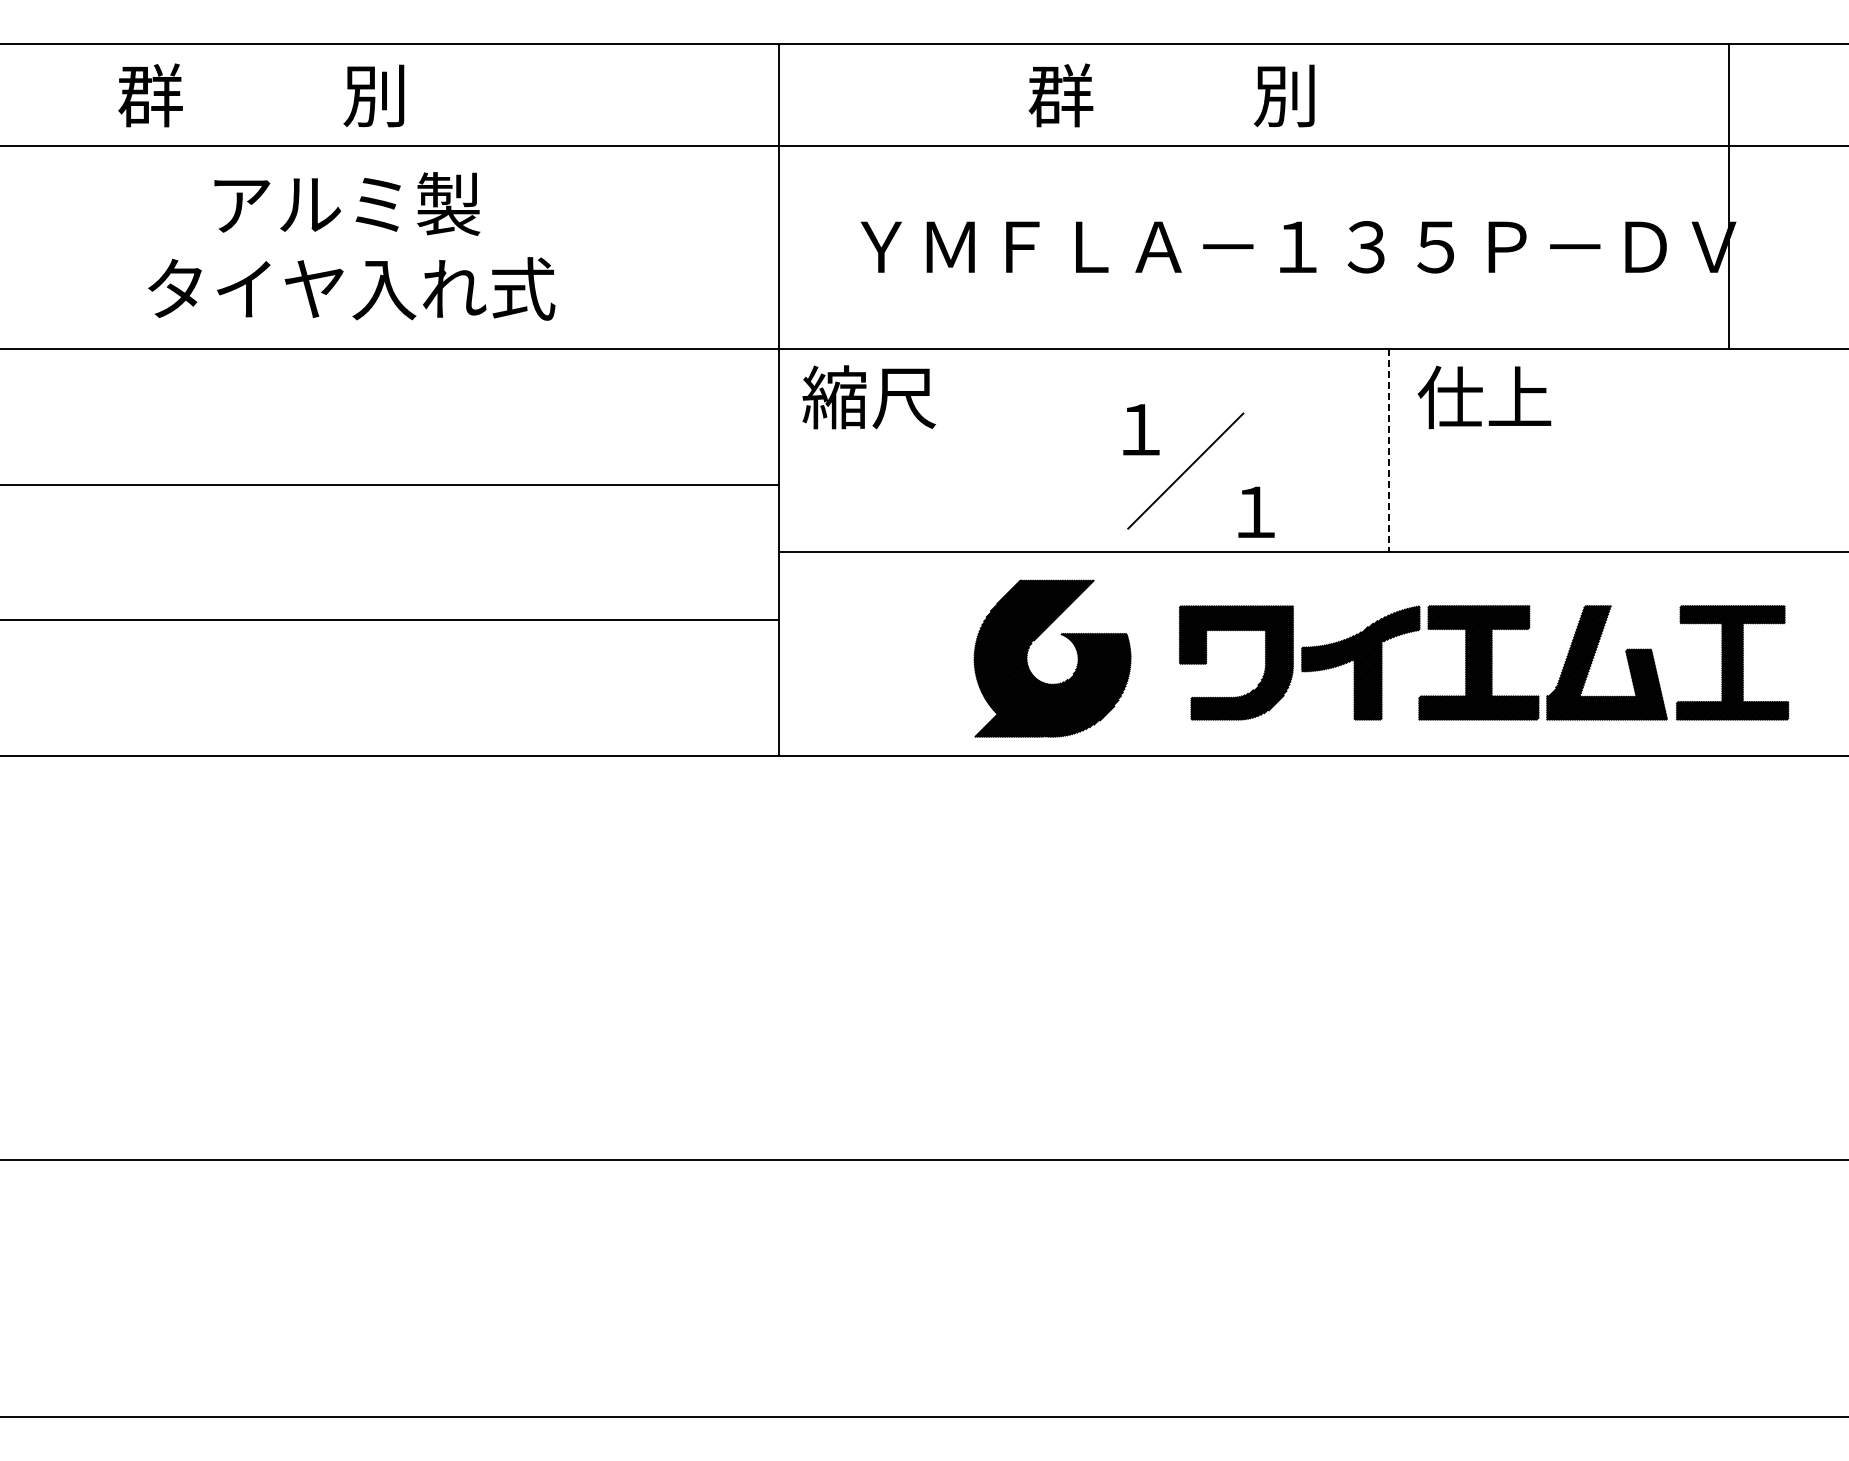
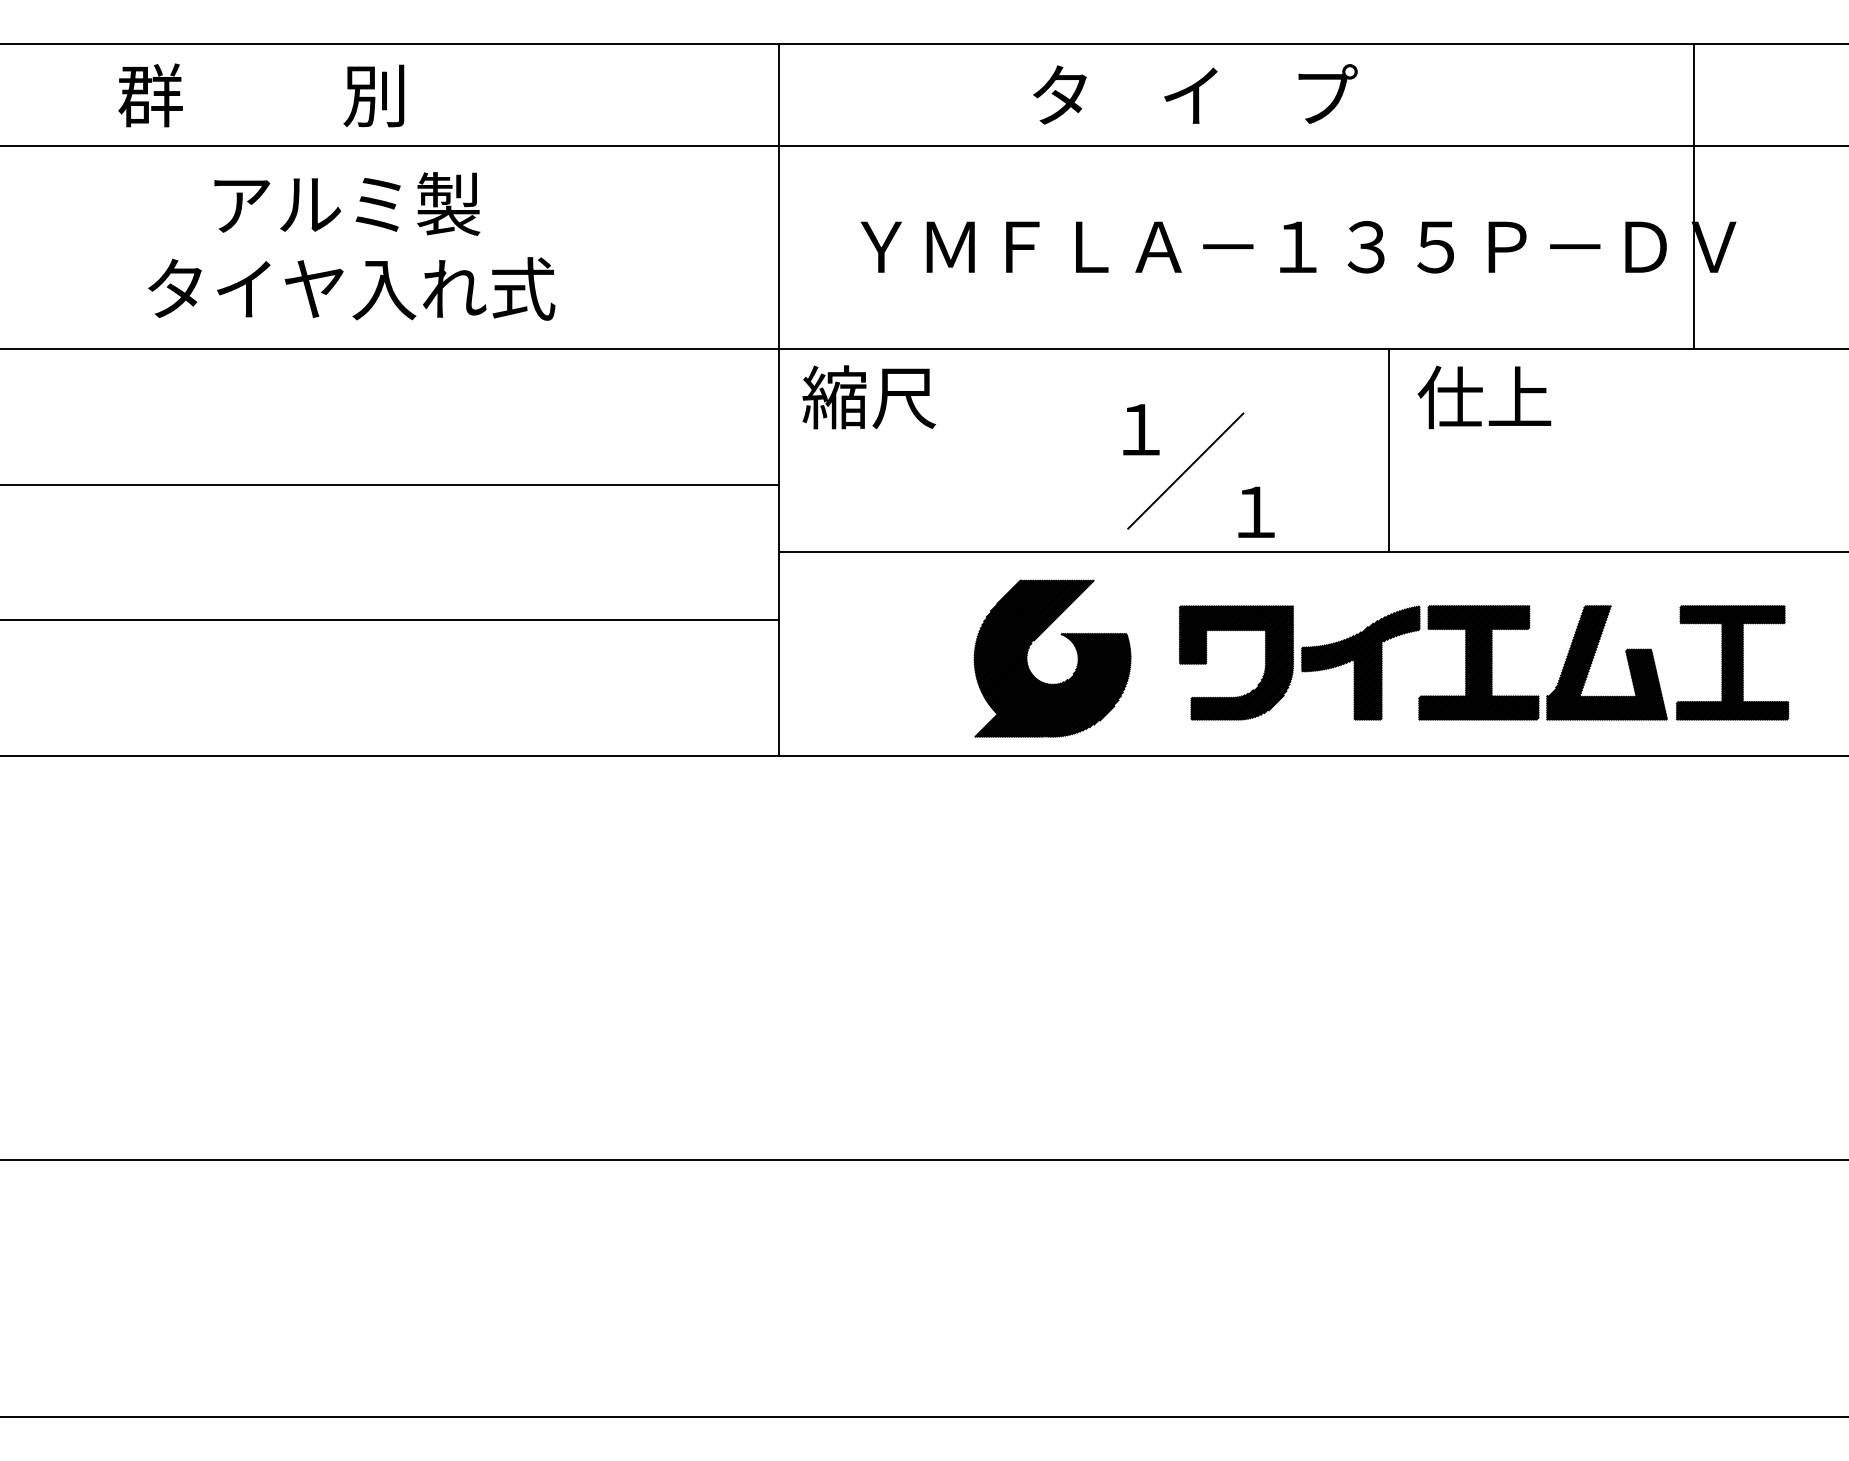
text: 群          別 -> タ    イ    プ (1192, 95)
line position: (1729, 196) -> (1694, 196) (1694, 196)
line: dashed -> solid (1389, 450)
